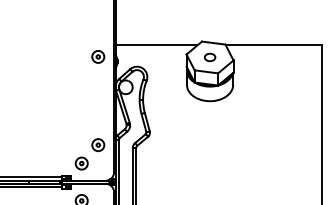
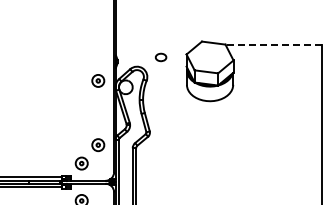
line: present -> none (156, 45)
line: solid -> dashed (273, 45)
part position: (98, 56) -> (98, 80) (98, 80)
part position: (209, 57) -> (160, 57) (160, 57)
